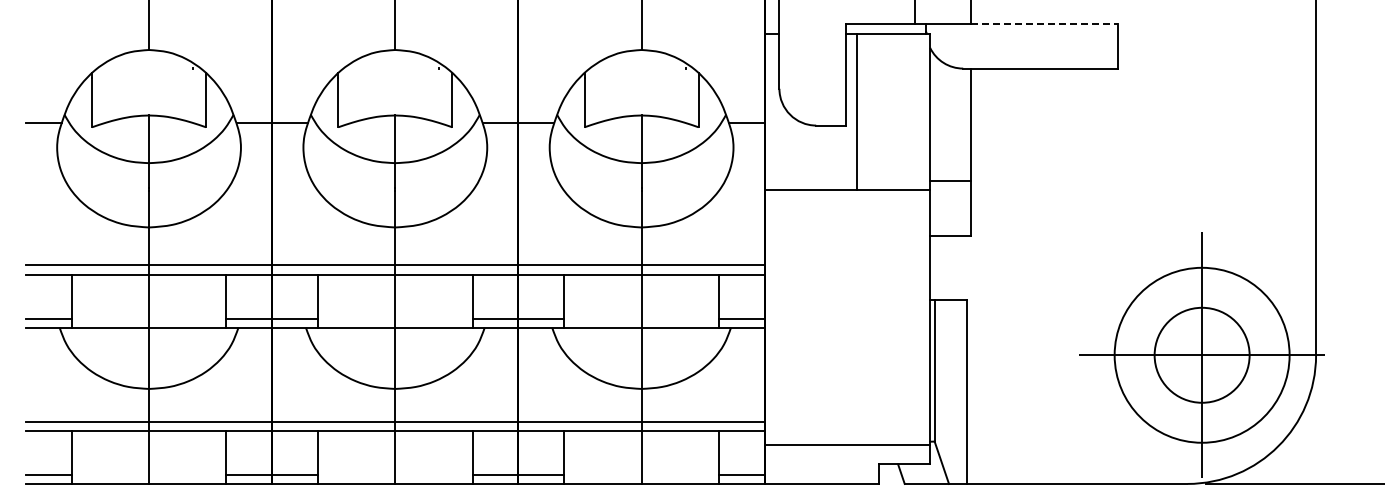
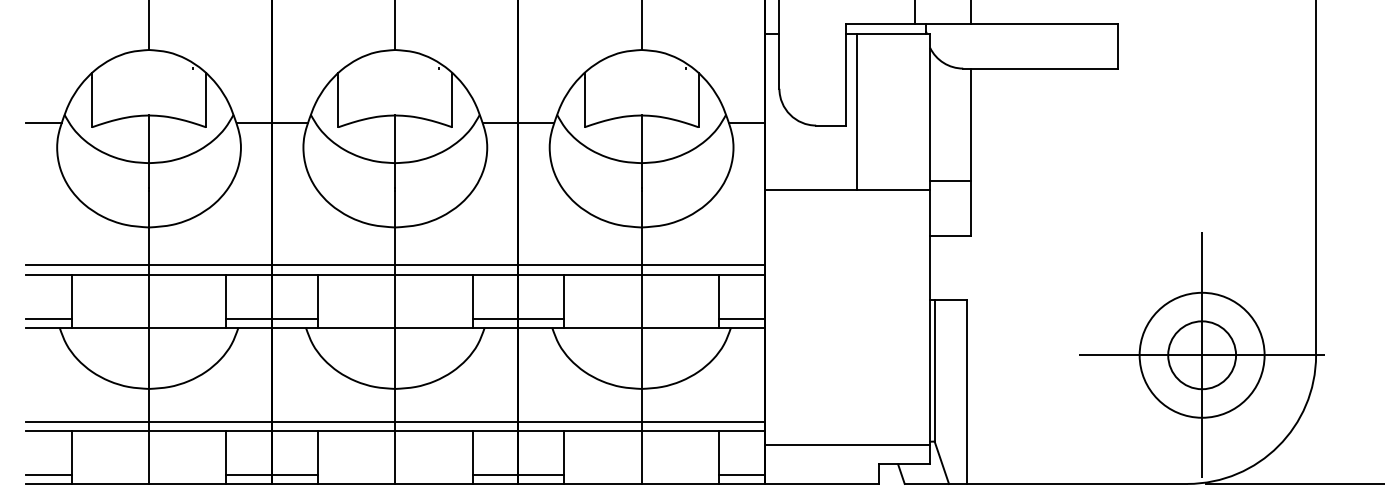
line: dashed -> solid (1044, 24)
circle diameter: 175 px -> 125 px (1201, 354)
circle diameter: 95 px -> 68 px (1202, 355)
